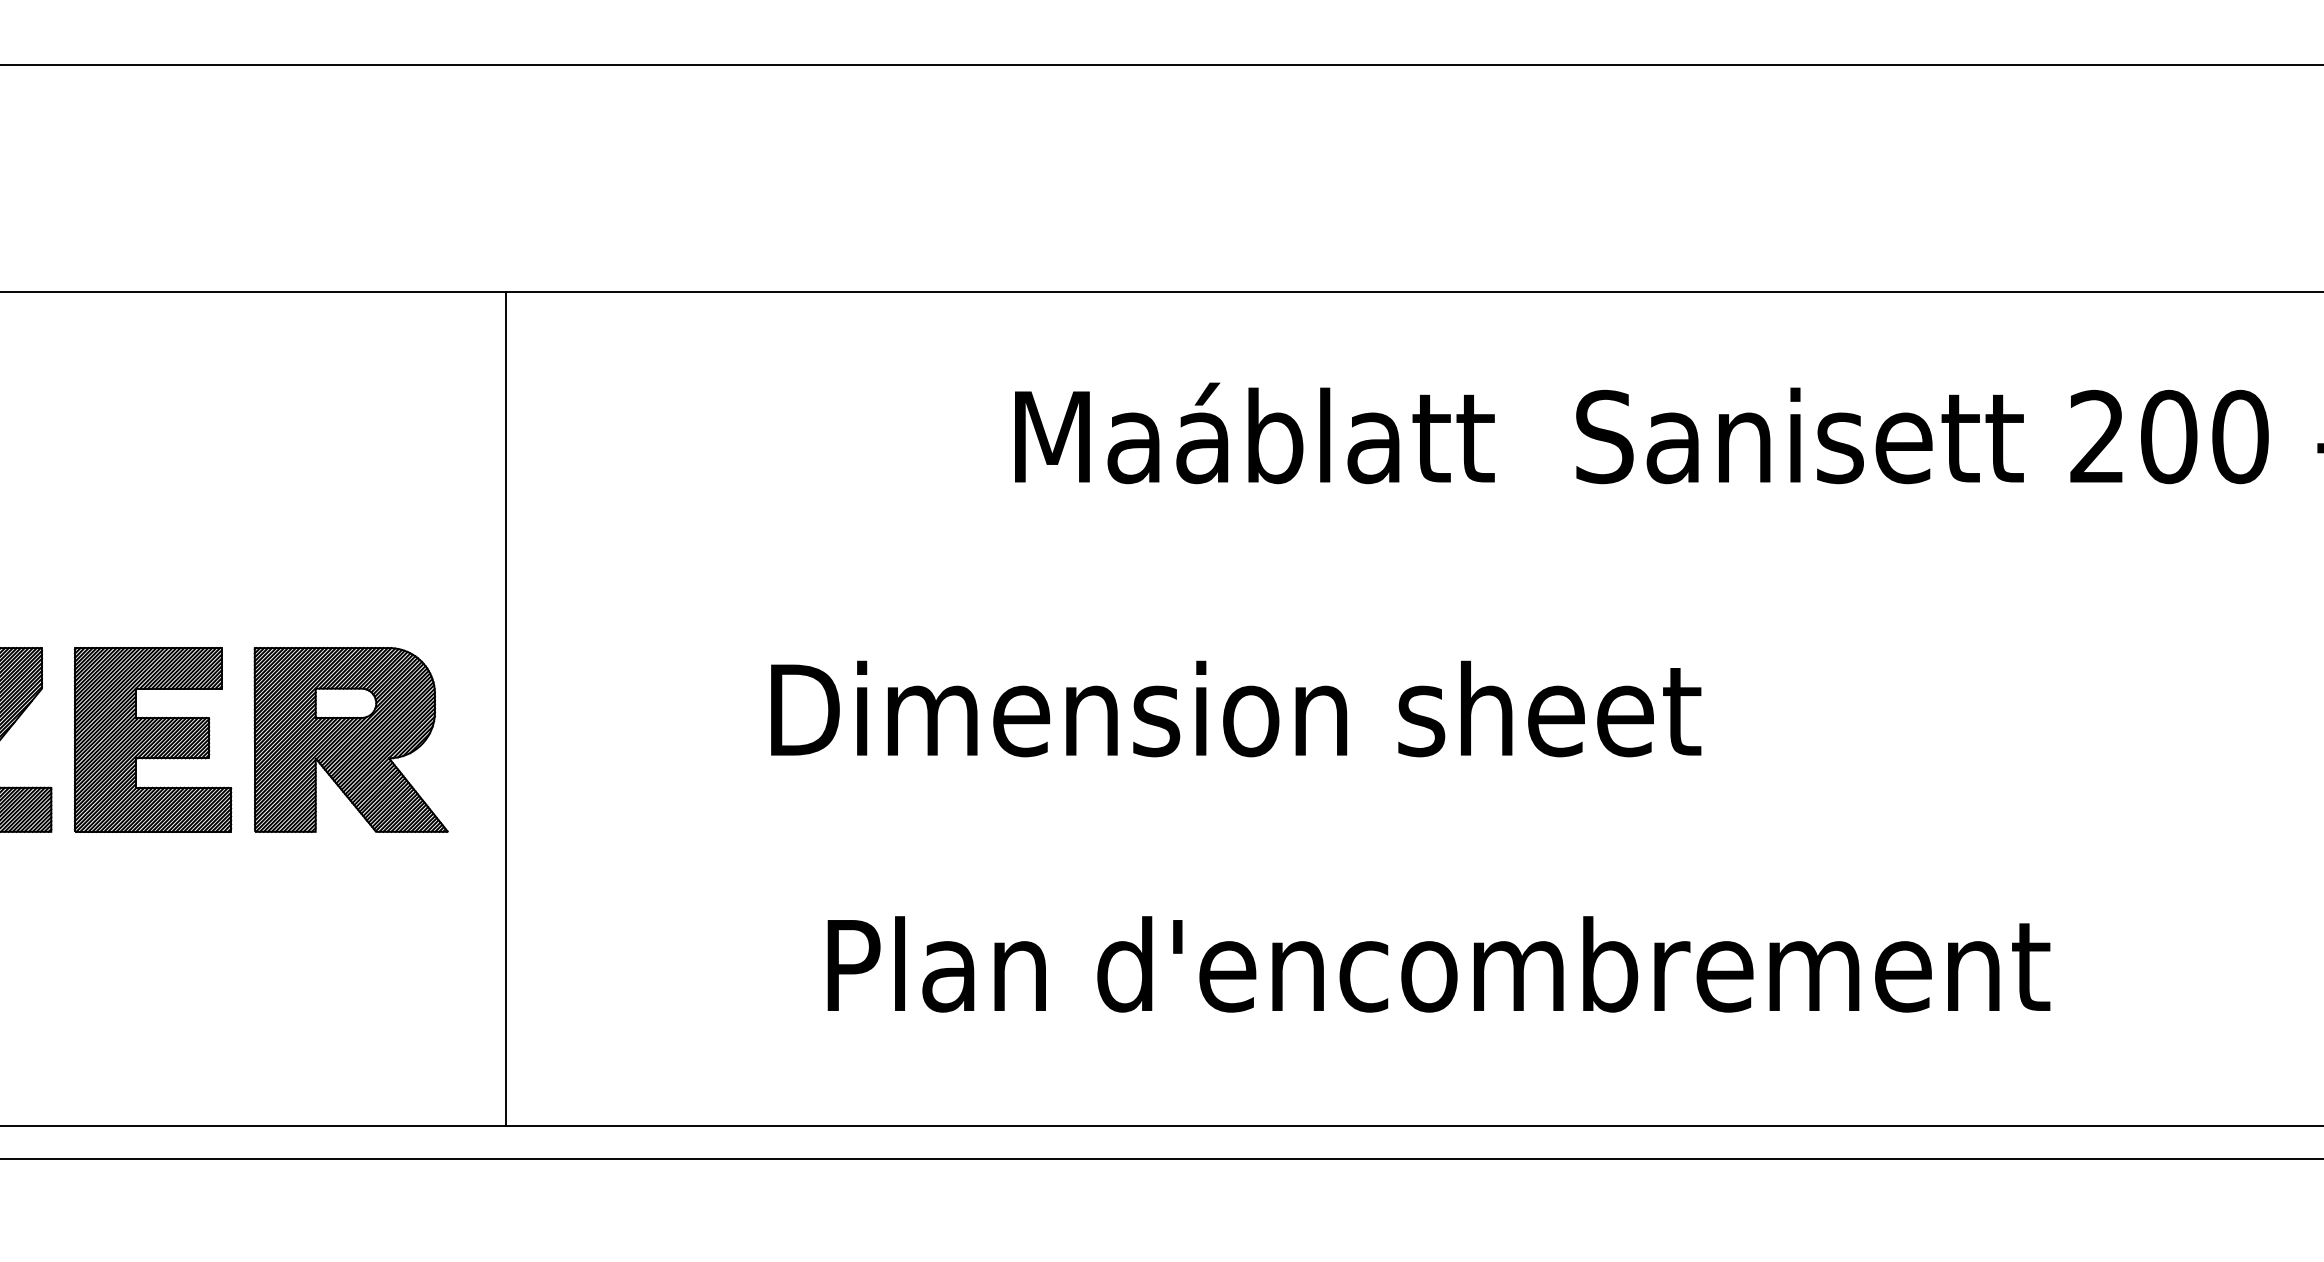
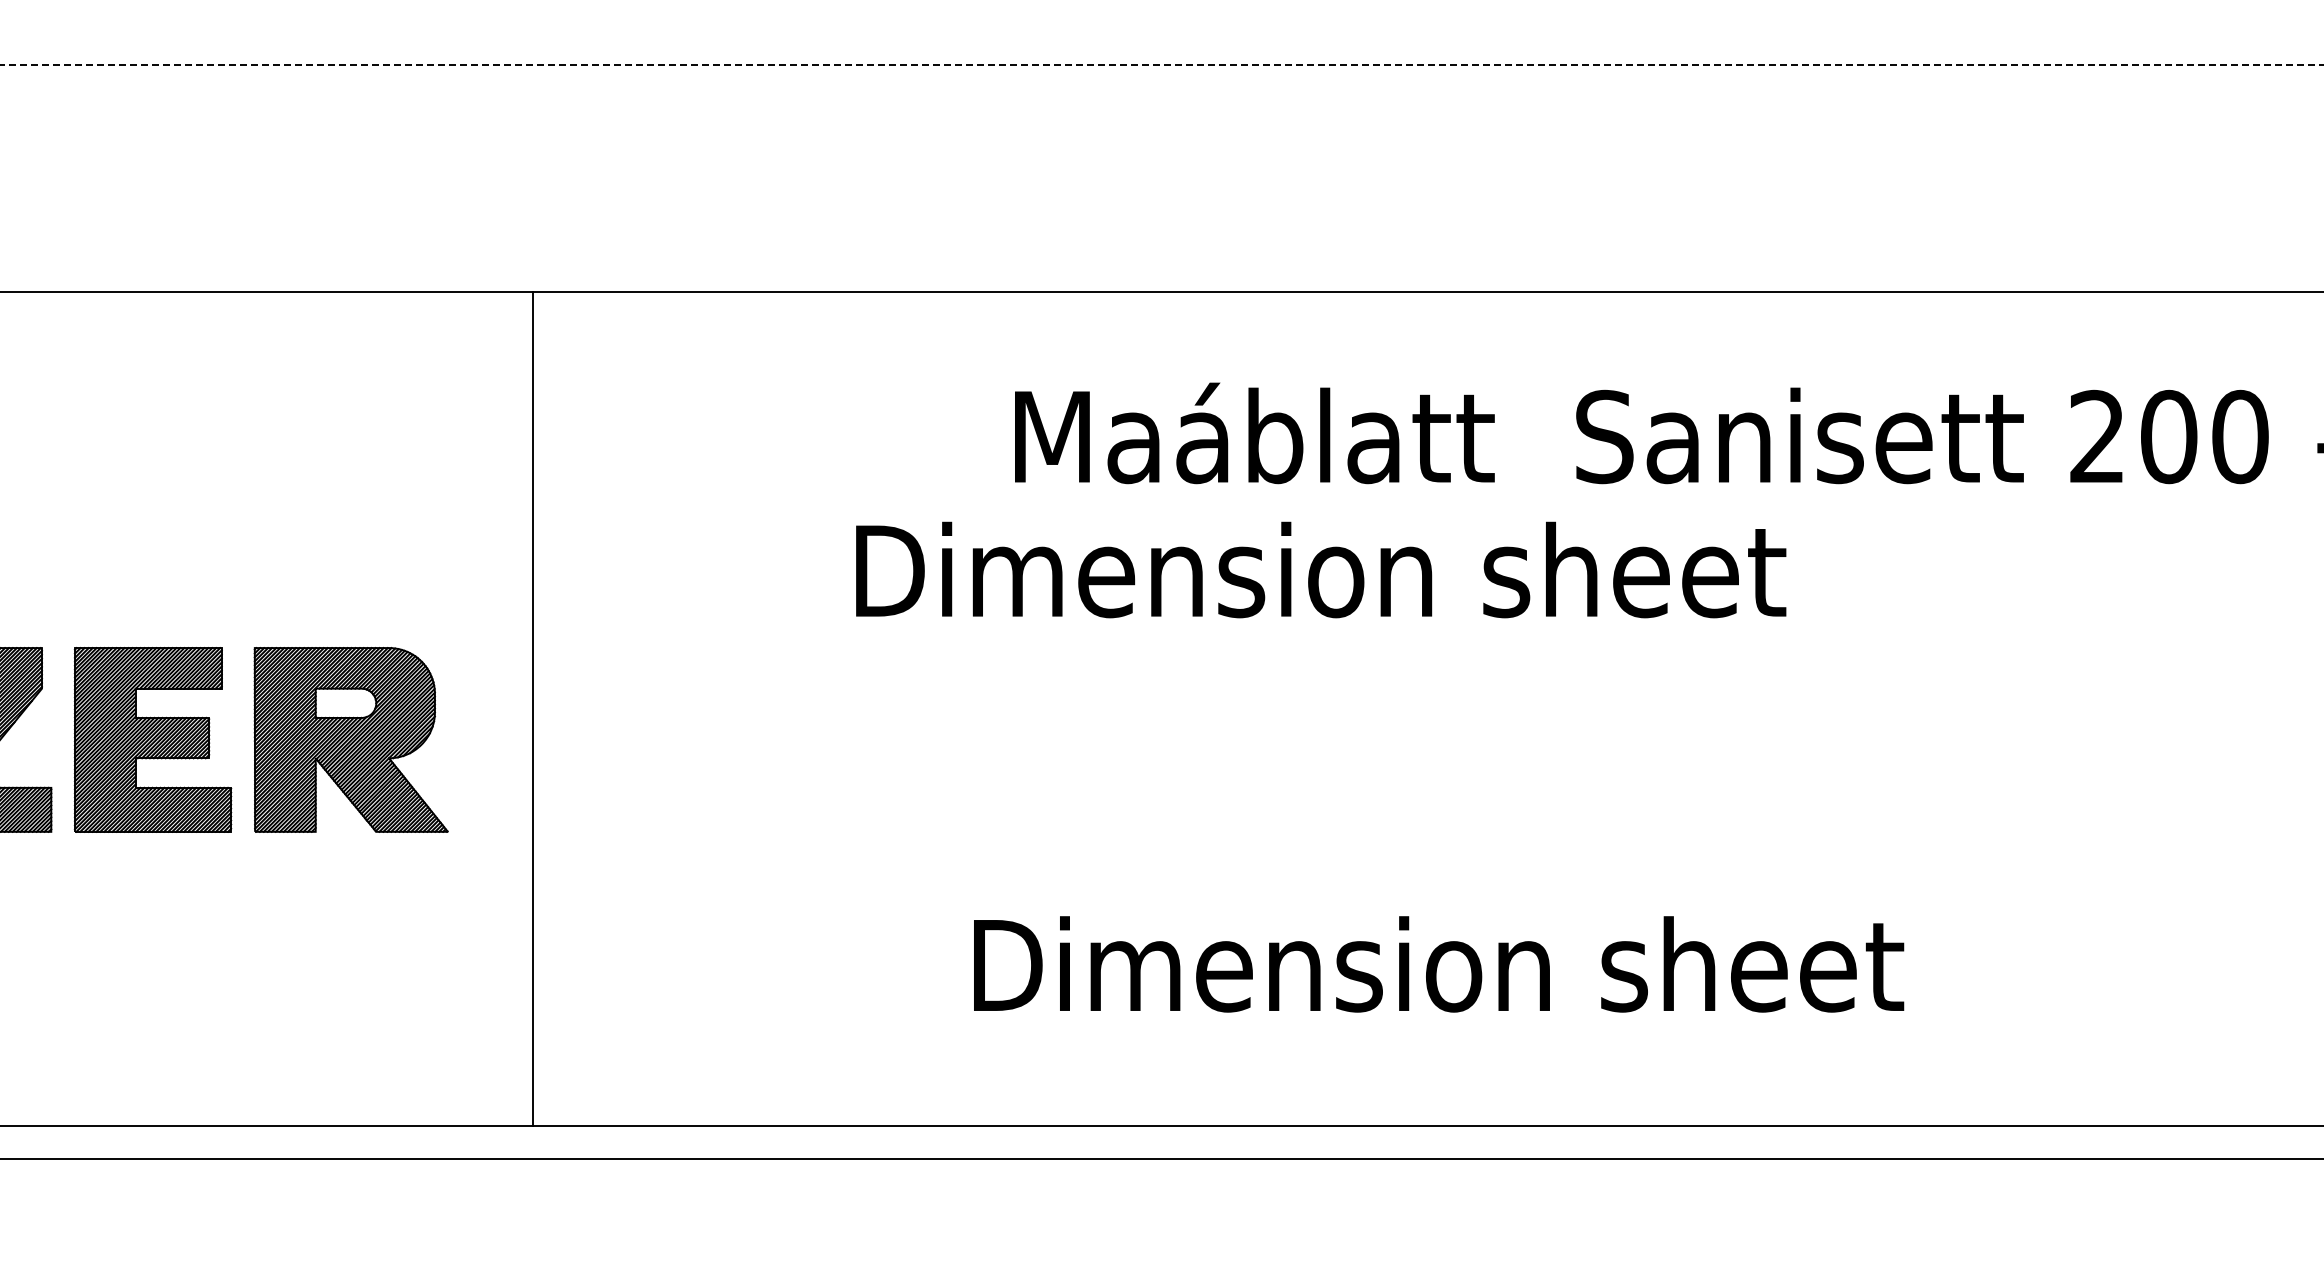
line: solid -> dashed (1161, 64)
text position: (1236, 708) -> (1321, 569) (1321, 569)
line position: (506, 709) -> (533, 709) (533, 709)
text: Plan d'encombrement -> Dimension sheet (1438, 964)
